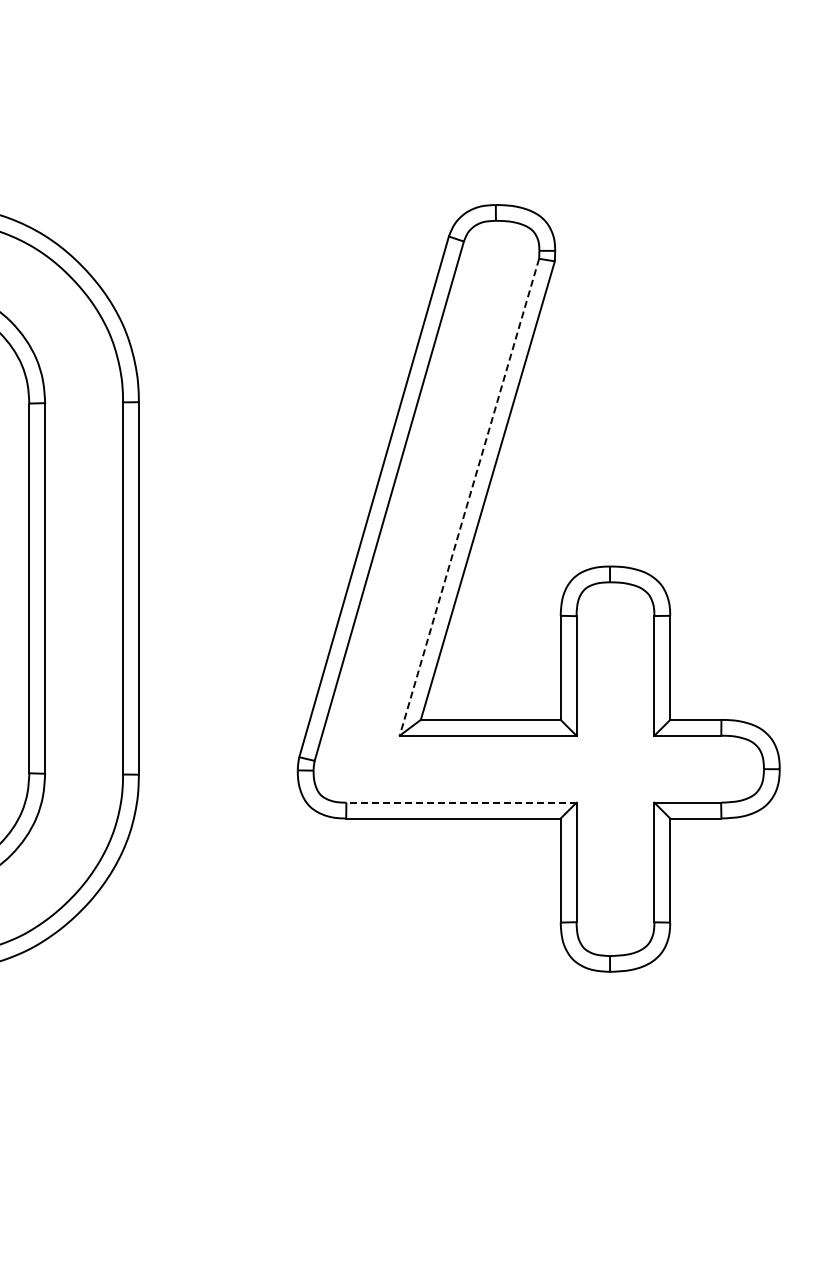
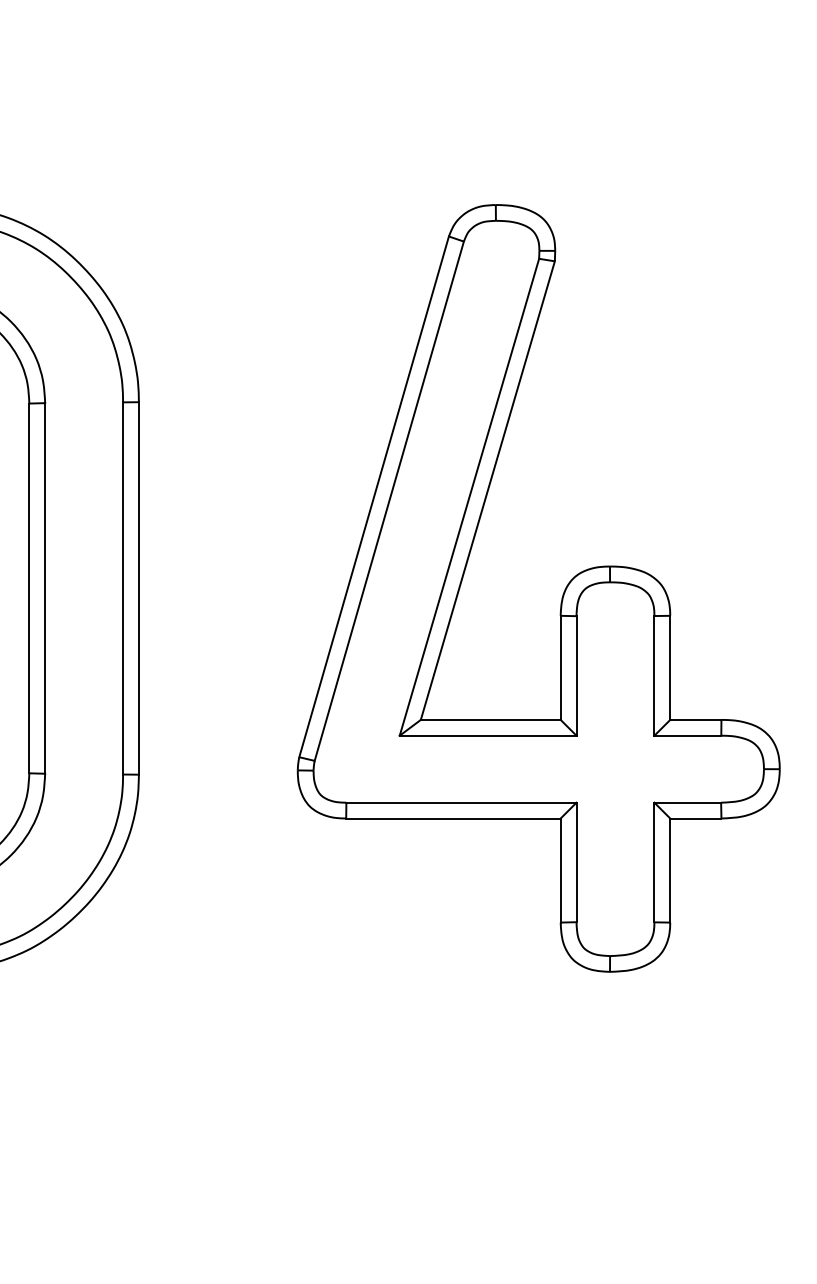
line: dashed -> solid (469, 497)
line: dashed -> solid (460, 802)
